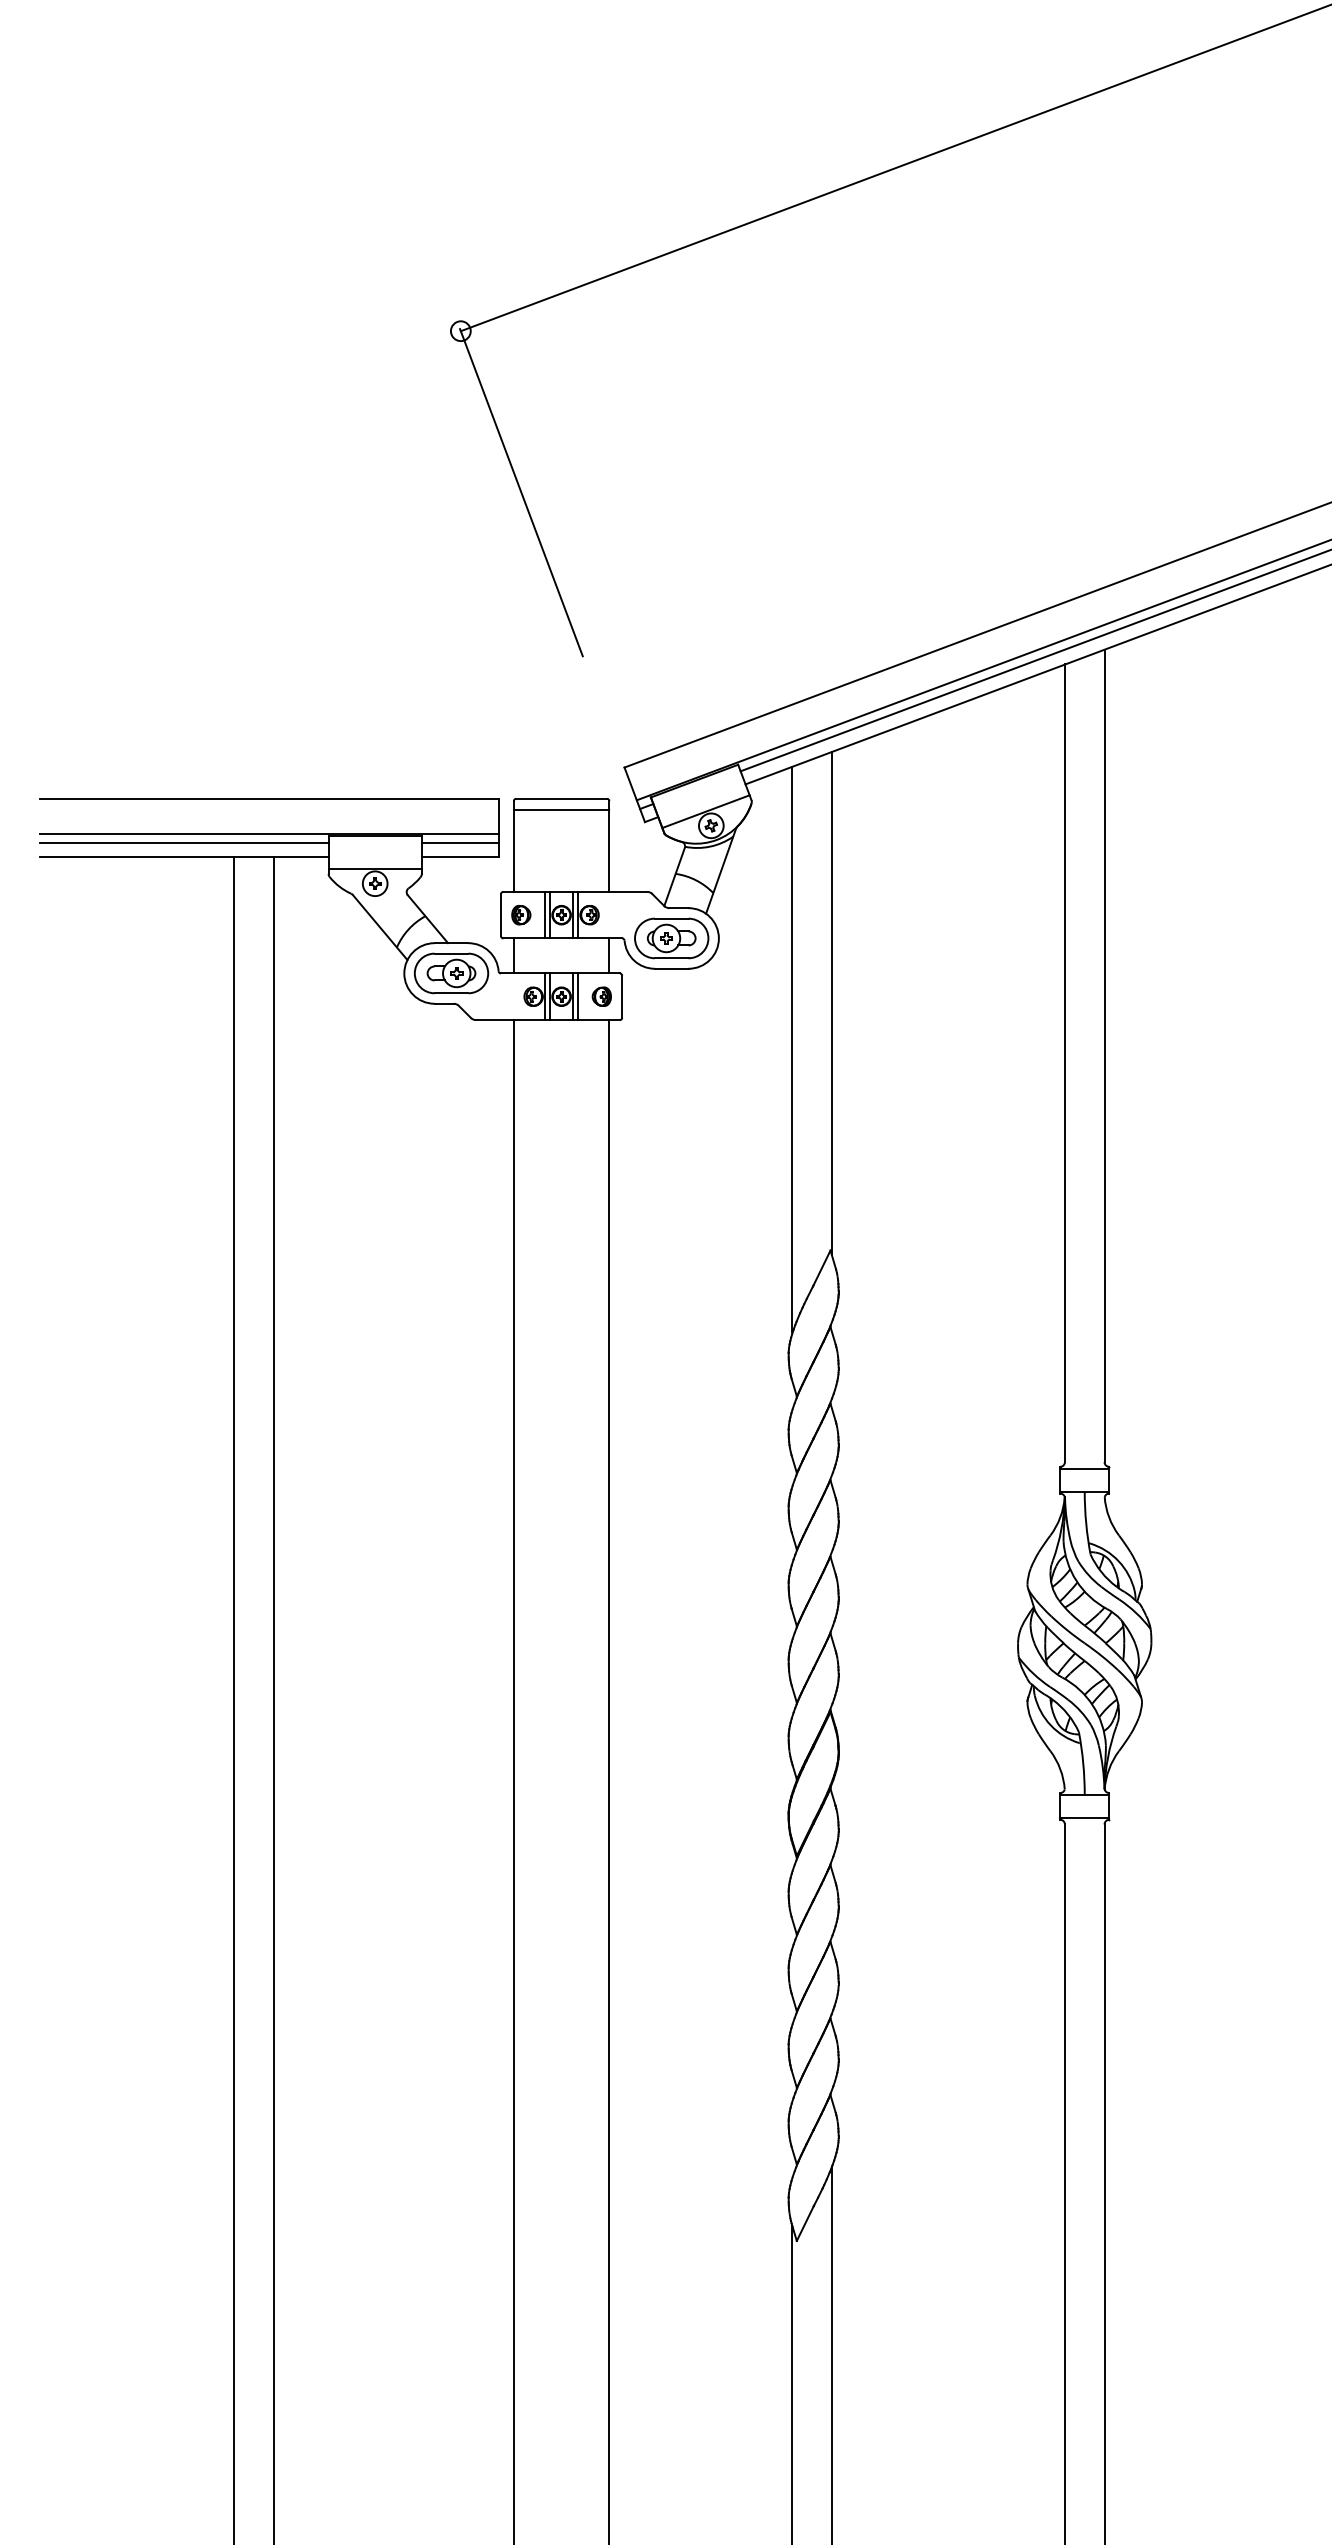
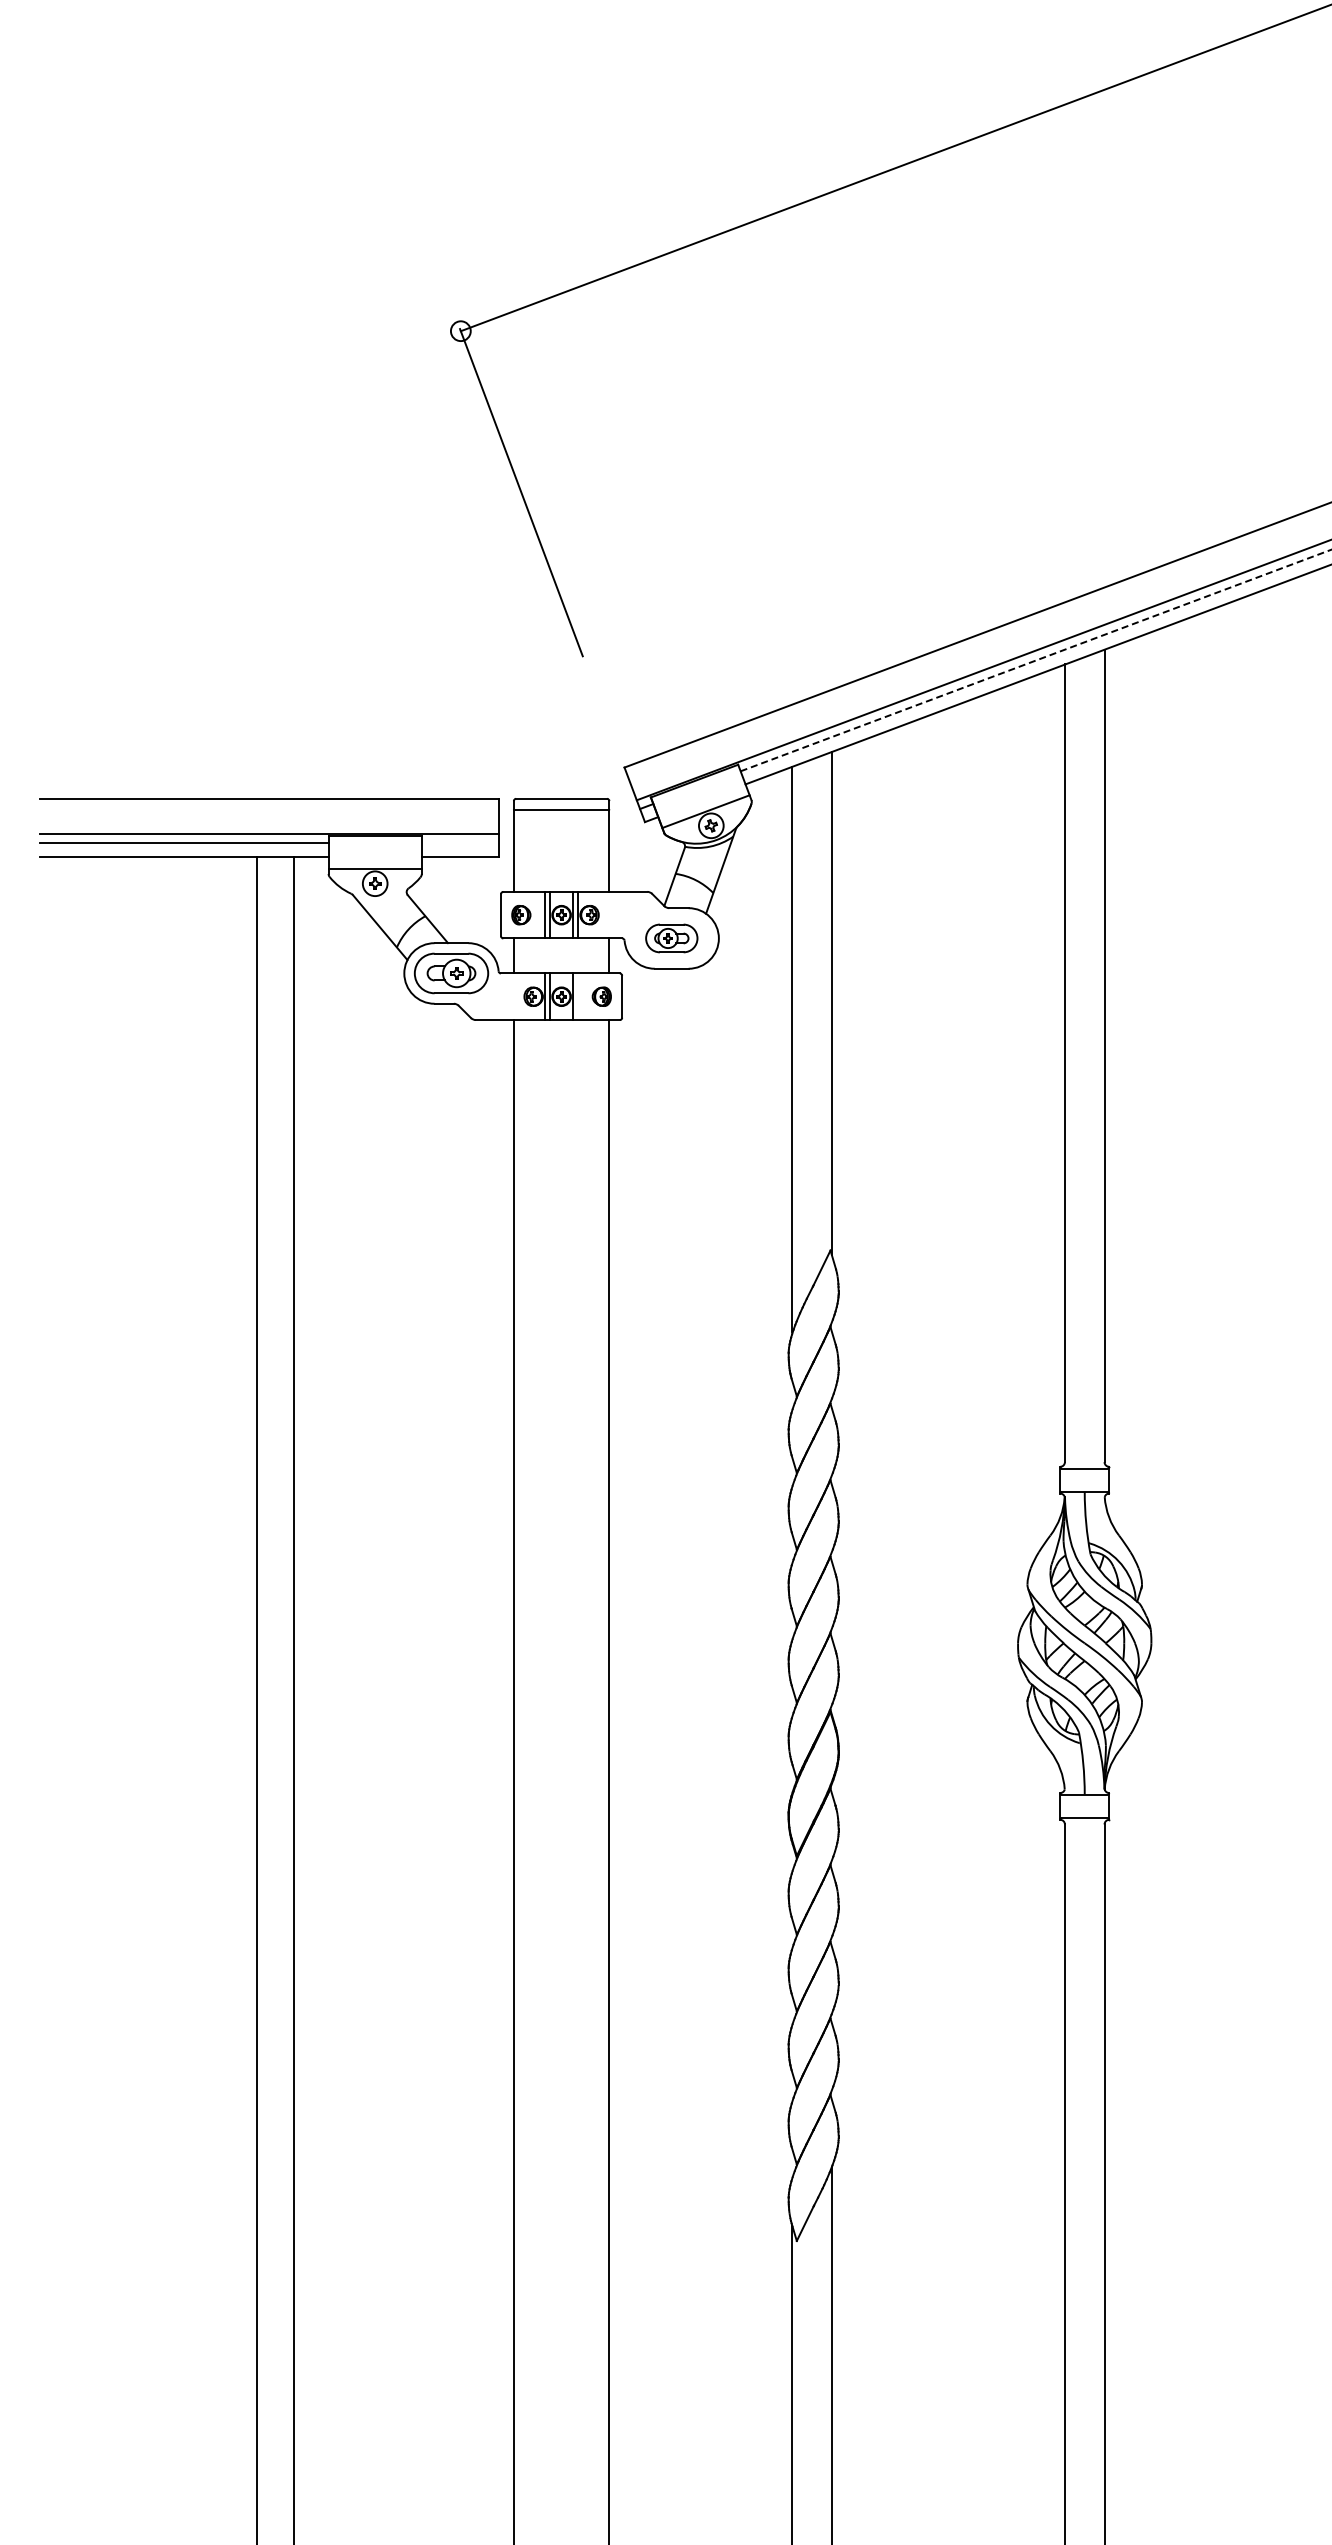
line: solid -> dashed (1036, 660)
line: present -> none (459, 842)
part size: 76x43 px -> 54x31 px (671, 938)
line: present -> none (577, 996)
line position: (234, 1698) -> (257, 1698) (257, 1698)
line position: (273, 1698) -> (293, 1698) (293, 1698)
